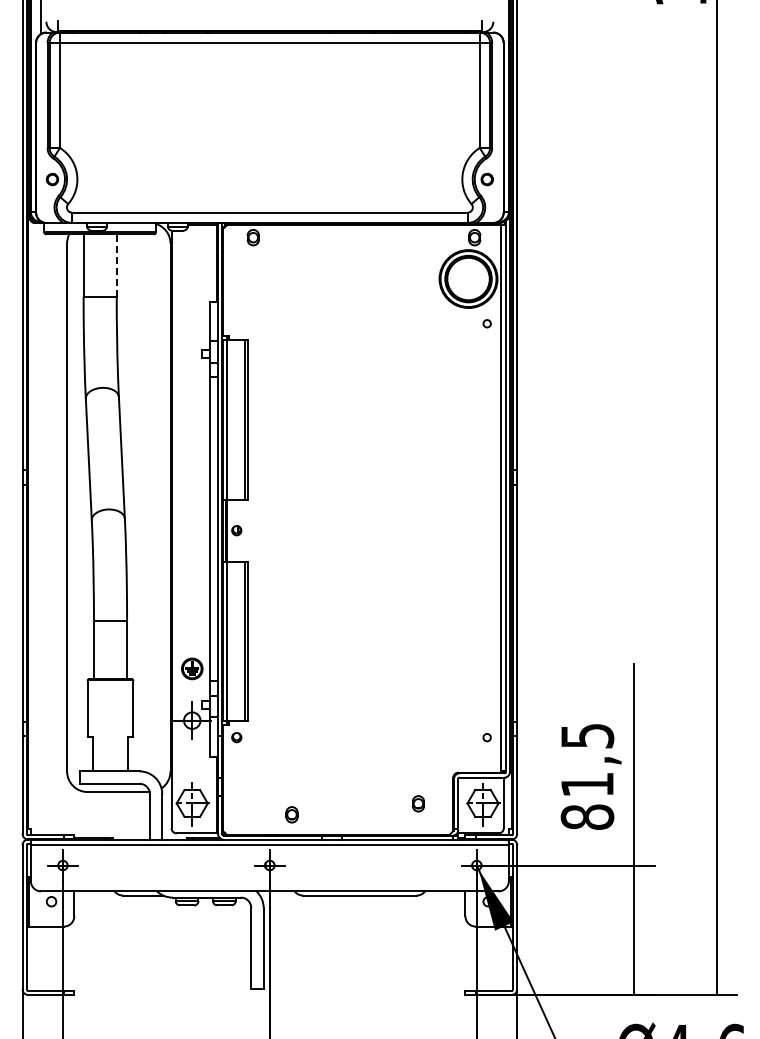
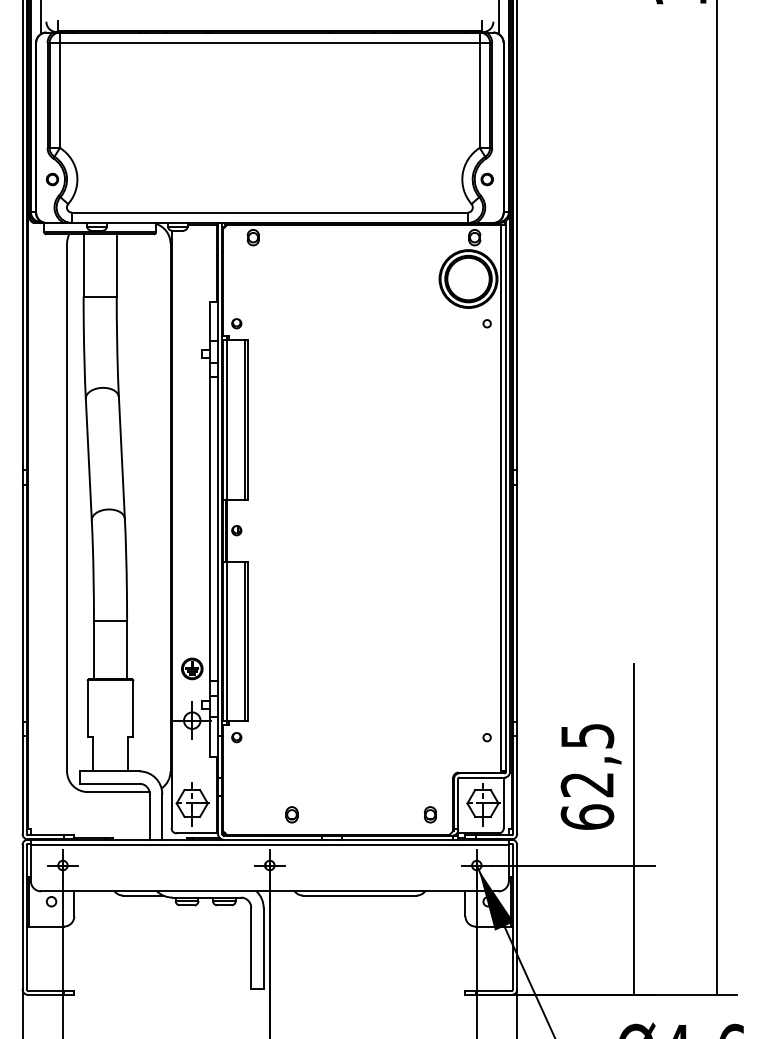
line: none -> present (498, 18)
line: dashed -> solid (116, 265)
part: none -> present (236, 323)
text: 81,5 -> 62,5 (587, 801)
part position: (417, 803) -> (429, 814) (429, 814)
